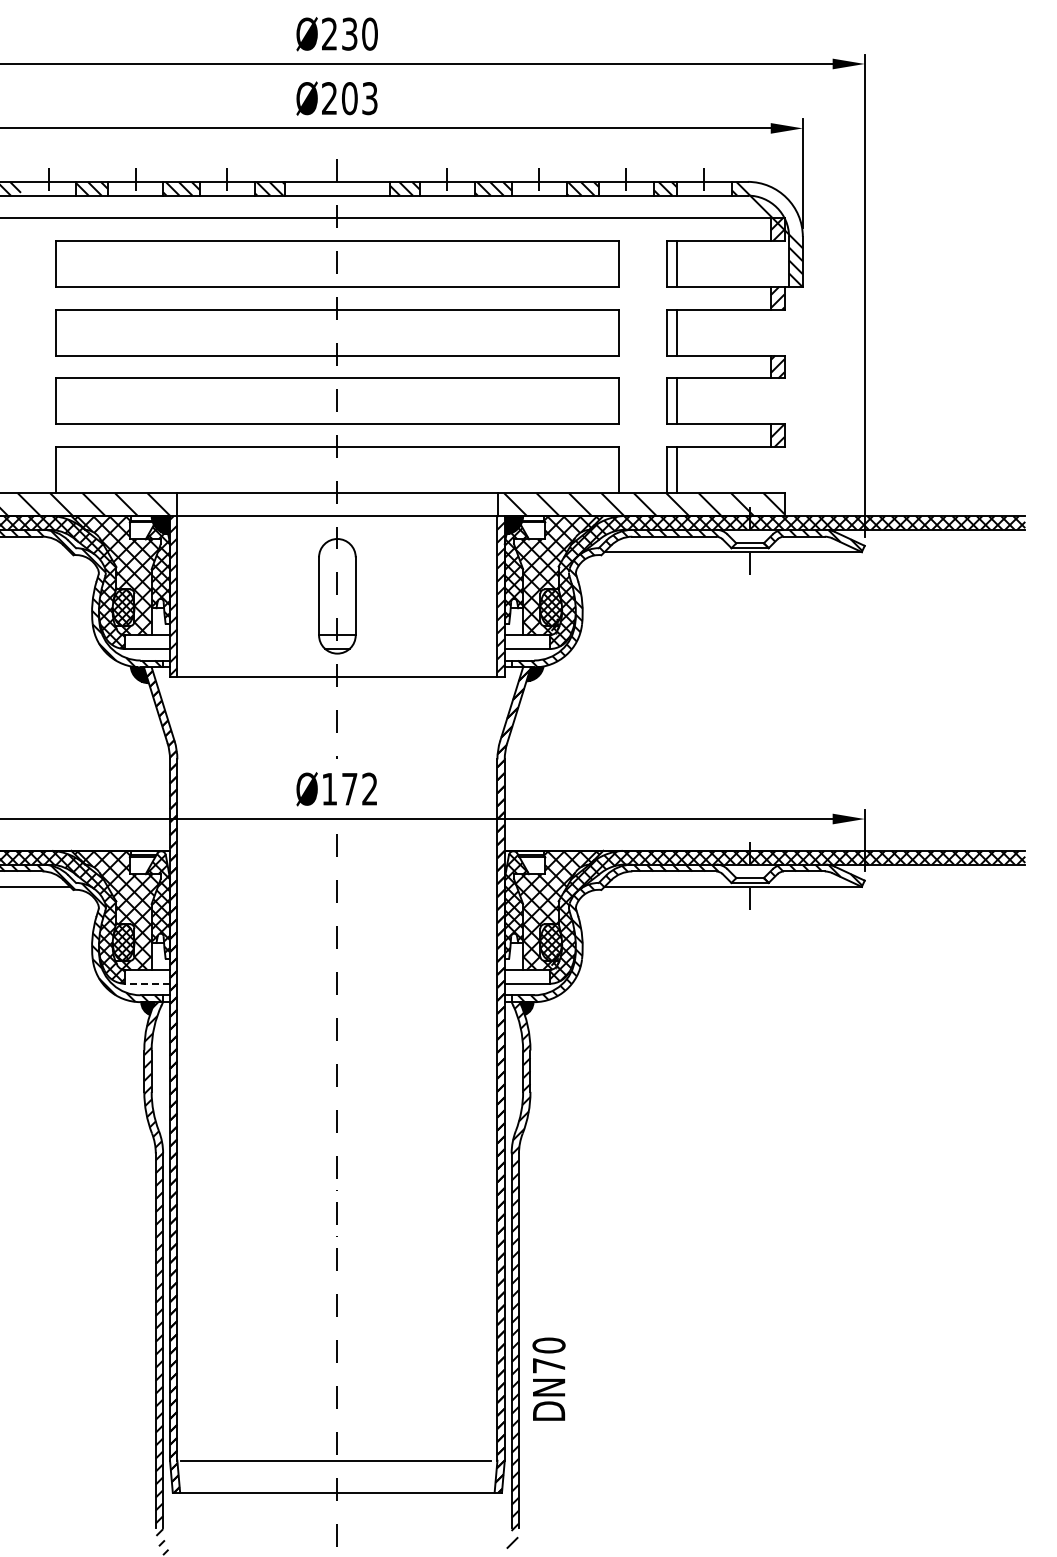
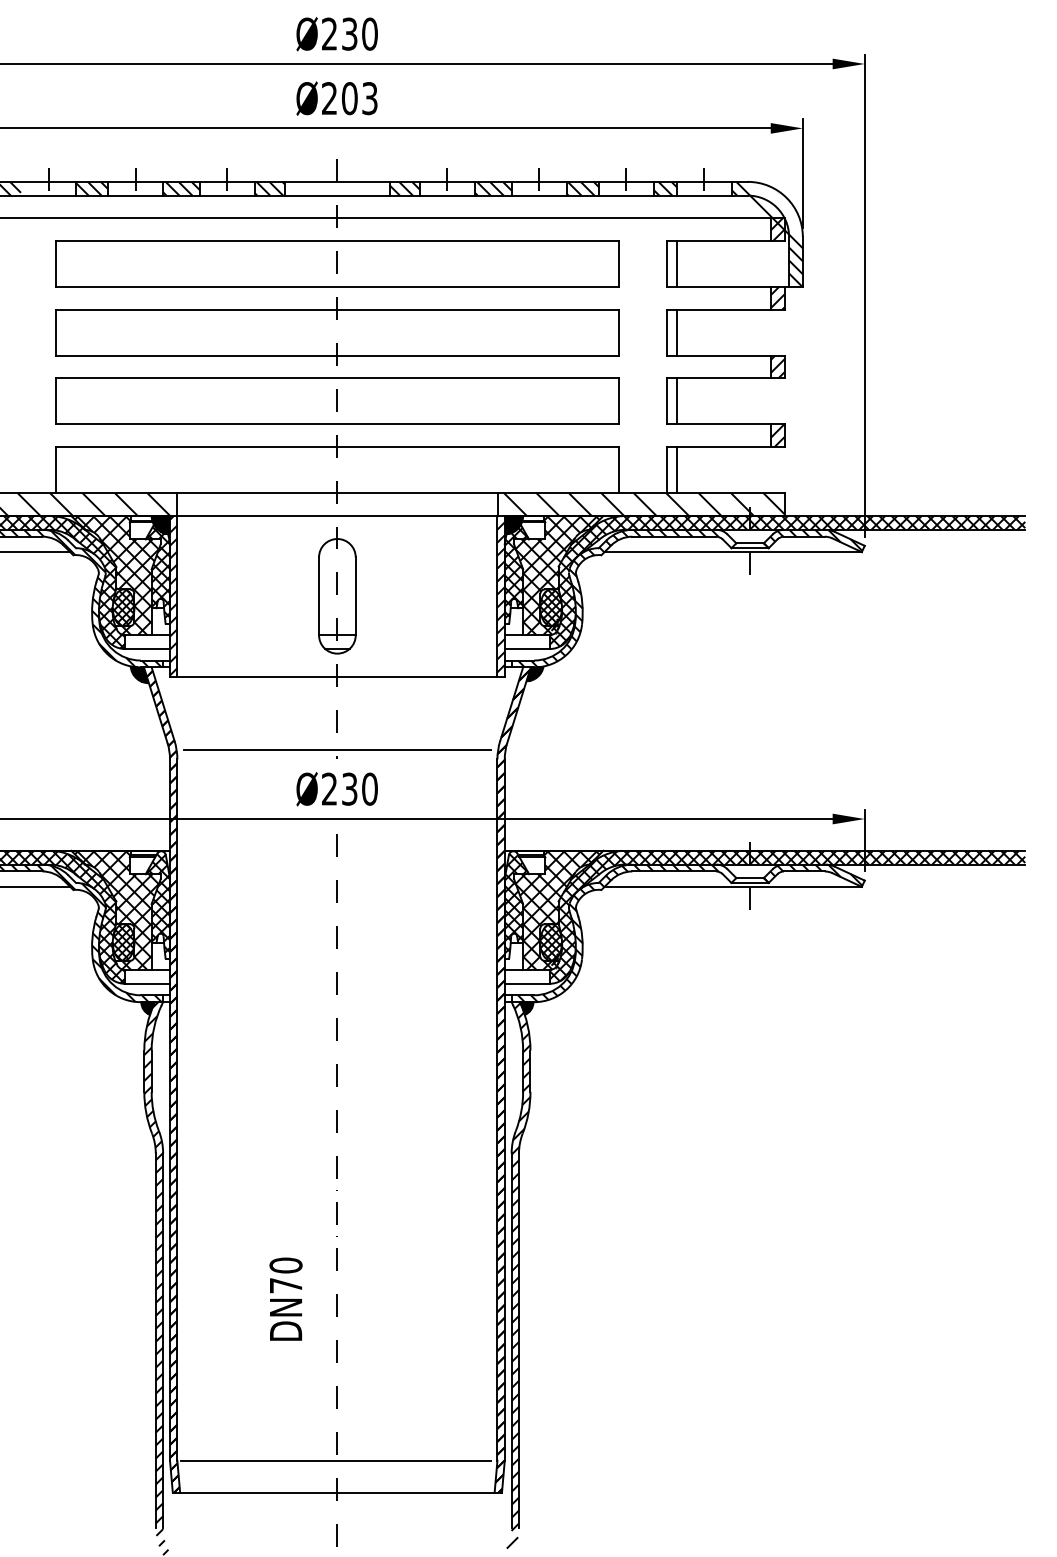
line: none -> present (36, 552)
line: none -> present (337, 749)
text: Ø172 -> Ø230 (349, 788)
line: dashed -> solid (147, 983)
text position: (548, 1378) -> (285, 1298) (285, 1298)
